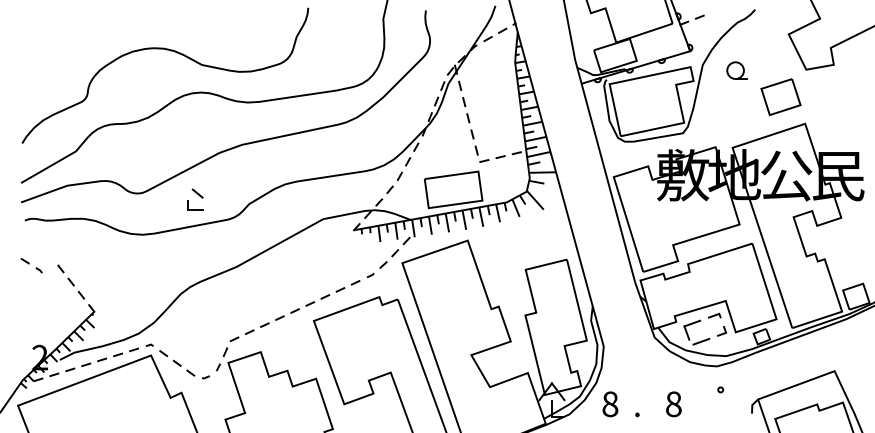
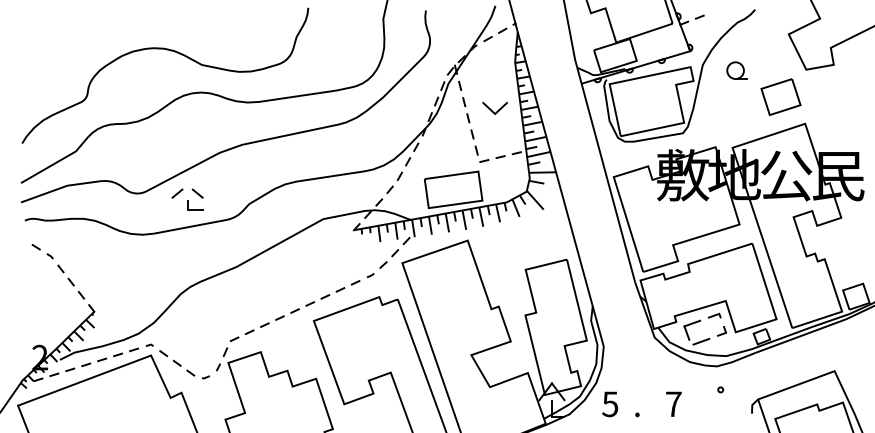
line: none -> present (491, 109)
line: none -> present (177, 193)
part position: (31, 265) -> (42, 251) (42, 251)
text: 8 -> 5 (610, 404)
text: 8 -> 7 (673, 404)
